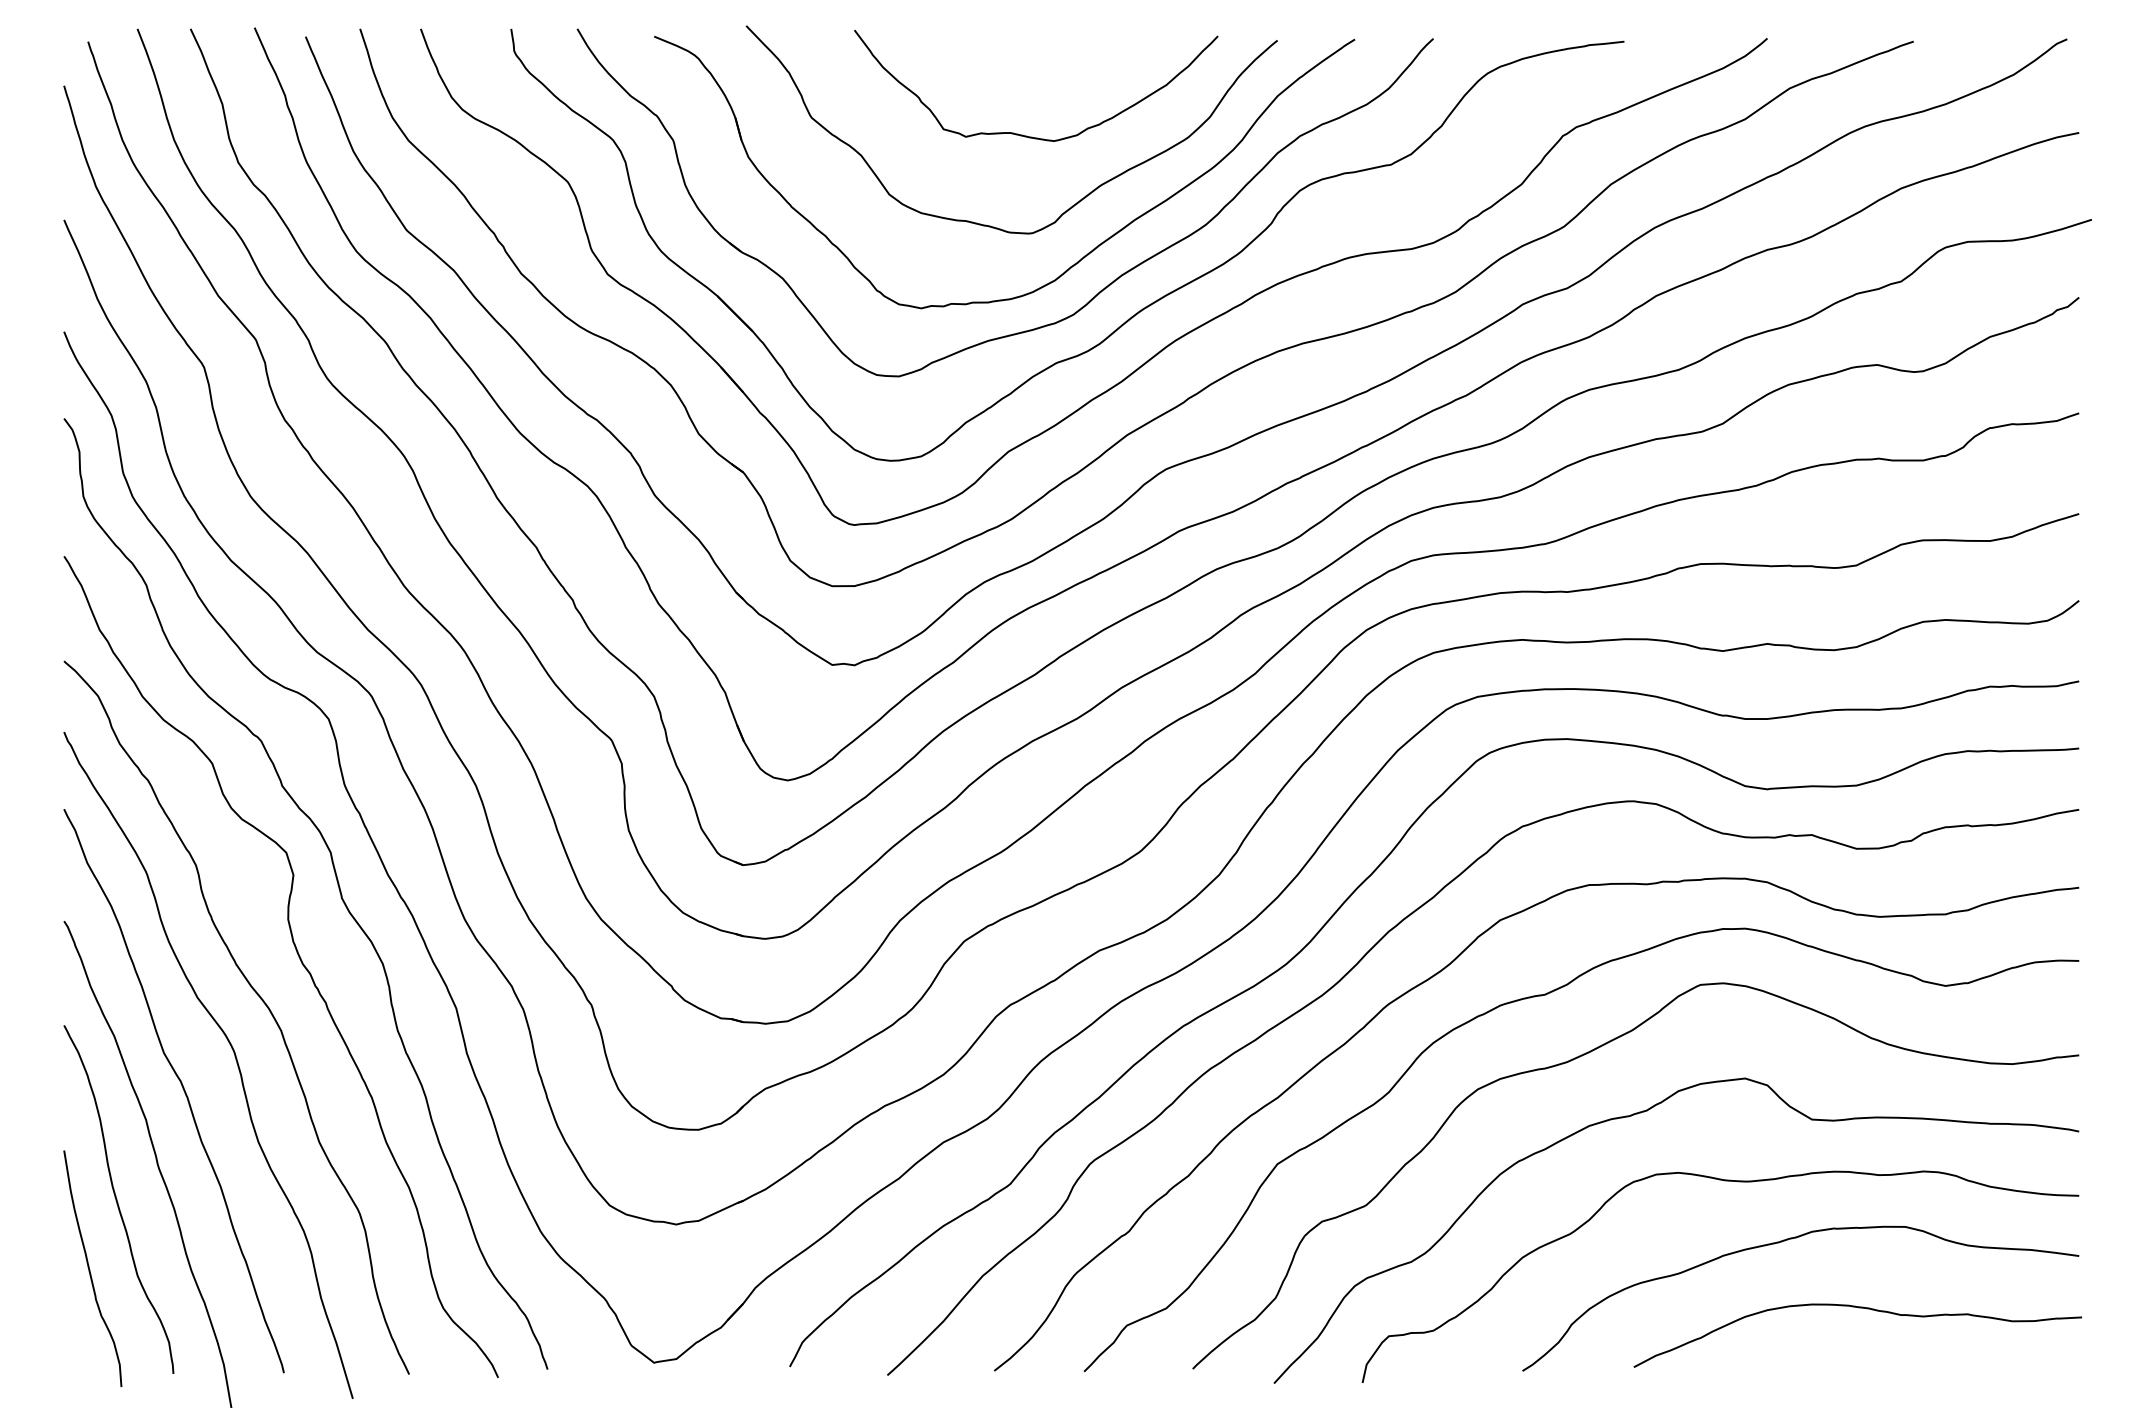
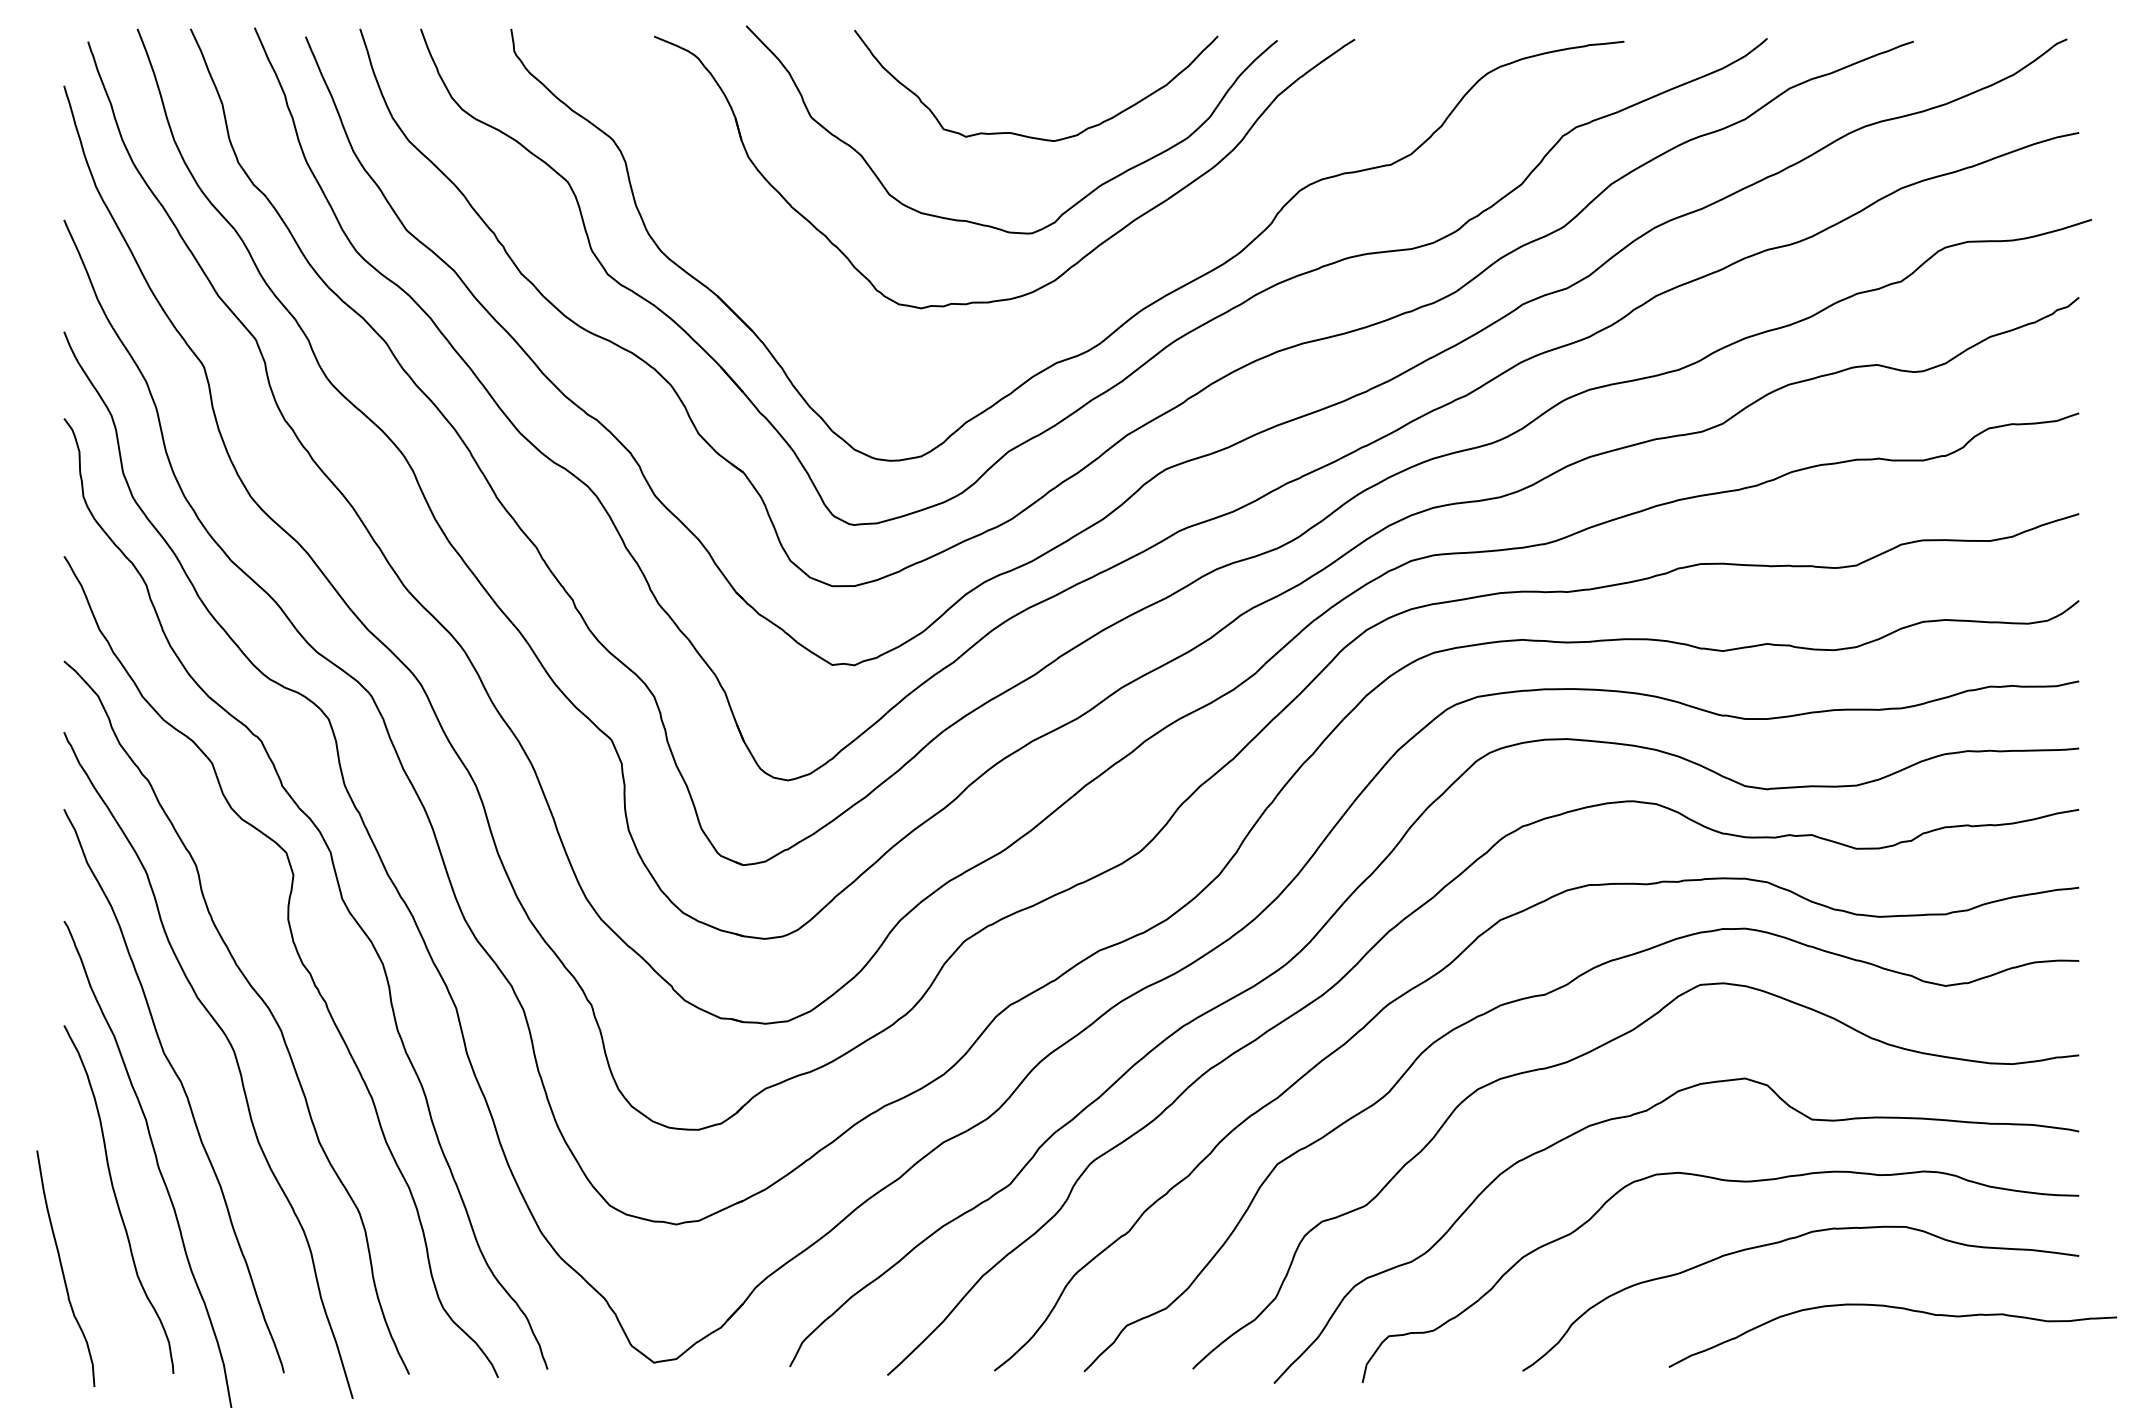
part: present -> none (1042, 325)
curve position: (90, 1269) -> (63, 1269) (63, 1269)
curve position: (1858, 1308) -> (1893, 1308) (1893, 1308)
